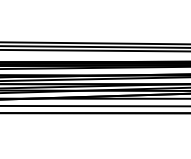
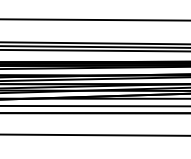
line: none -> present (94, 19)
line: none -> present (94, 134)
